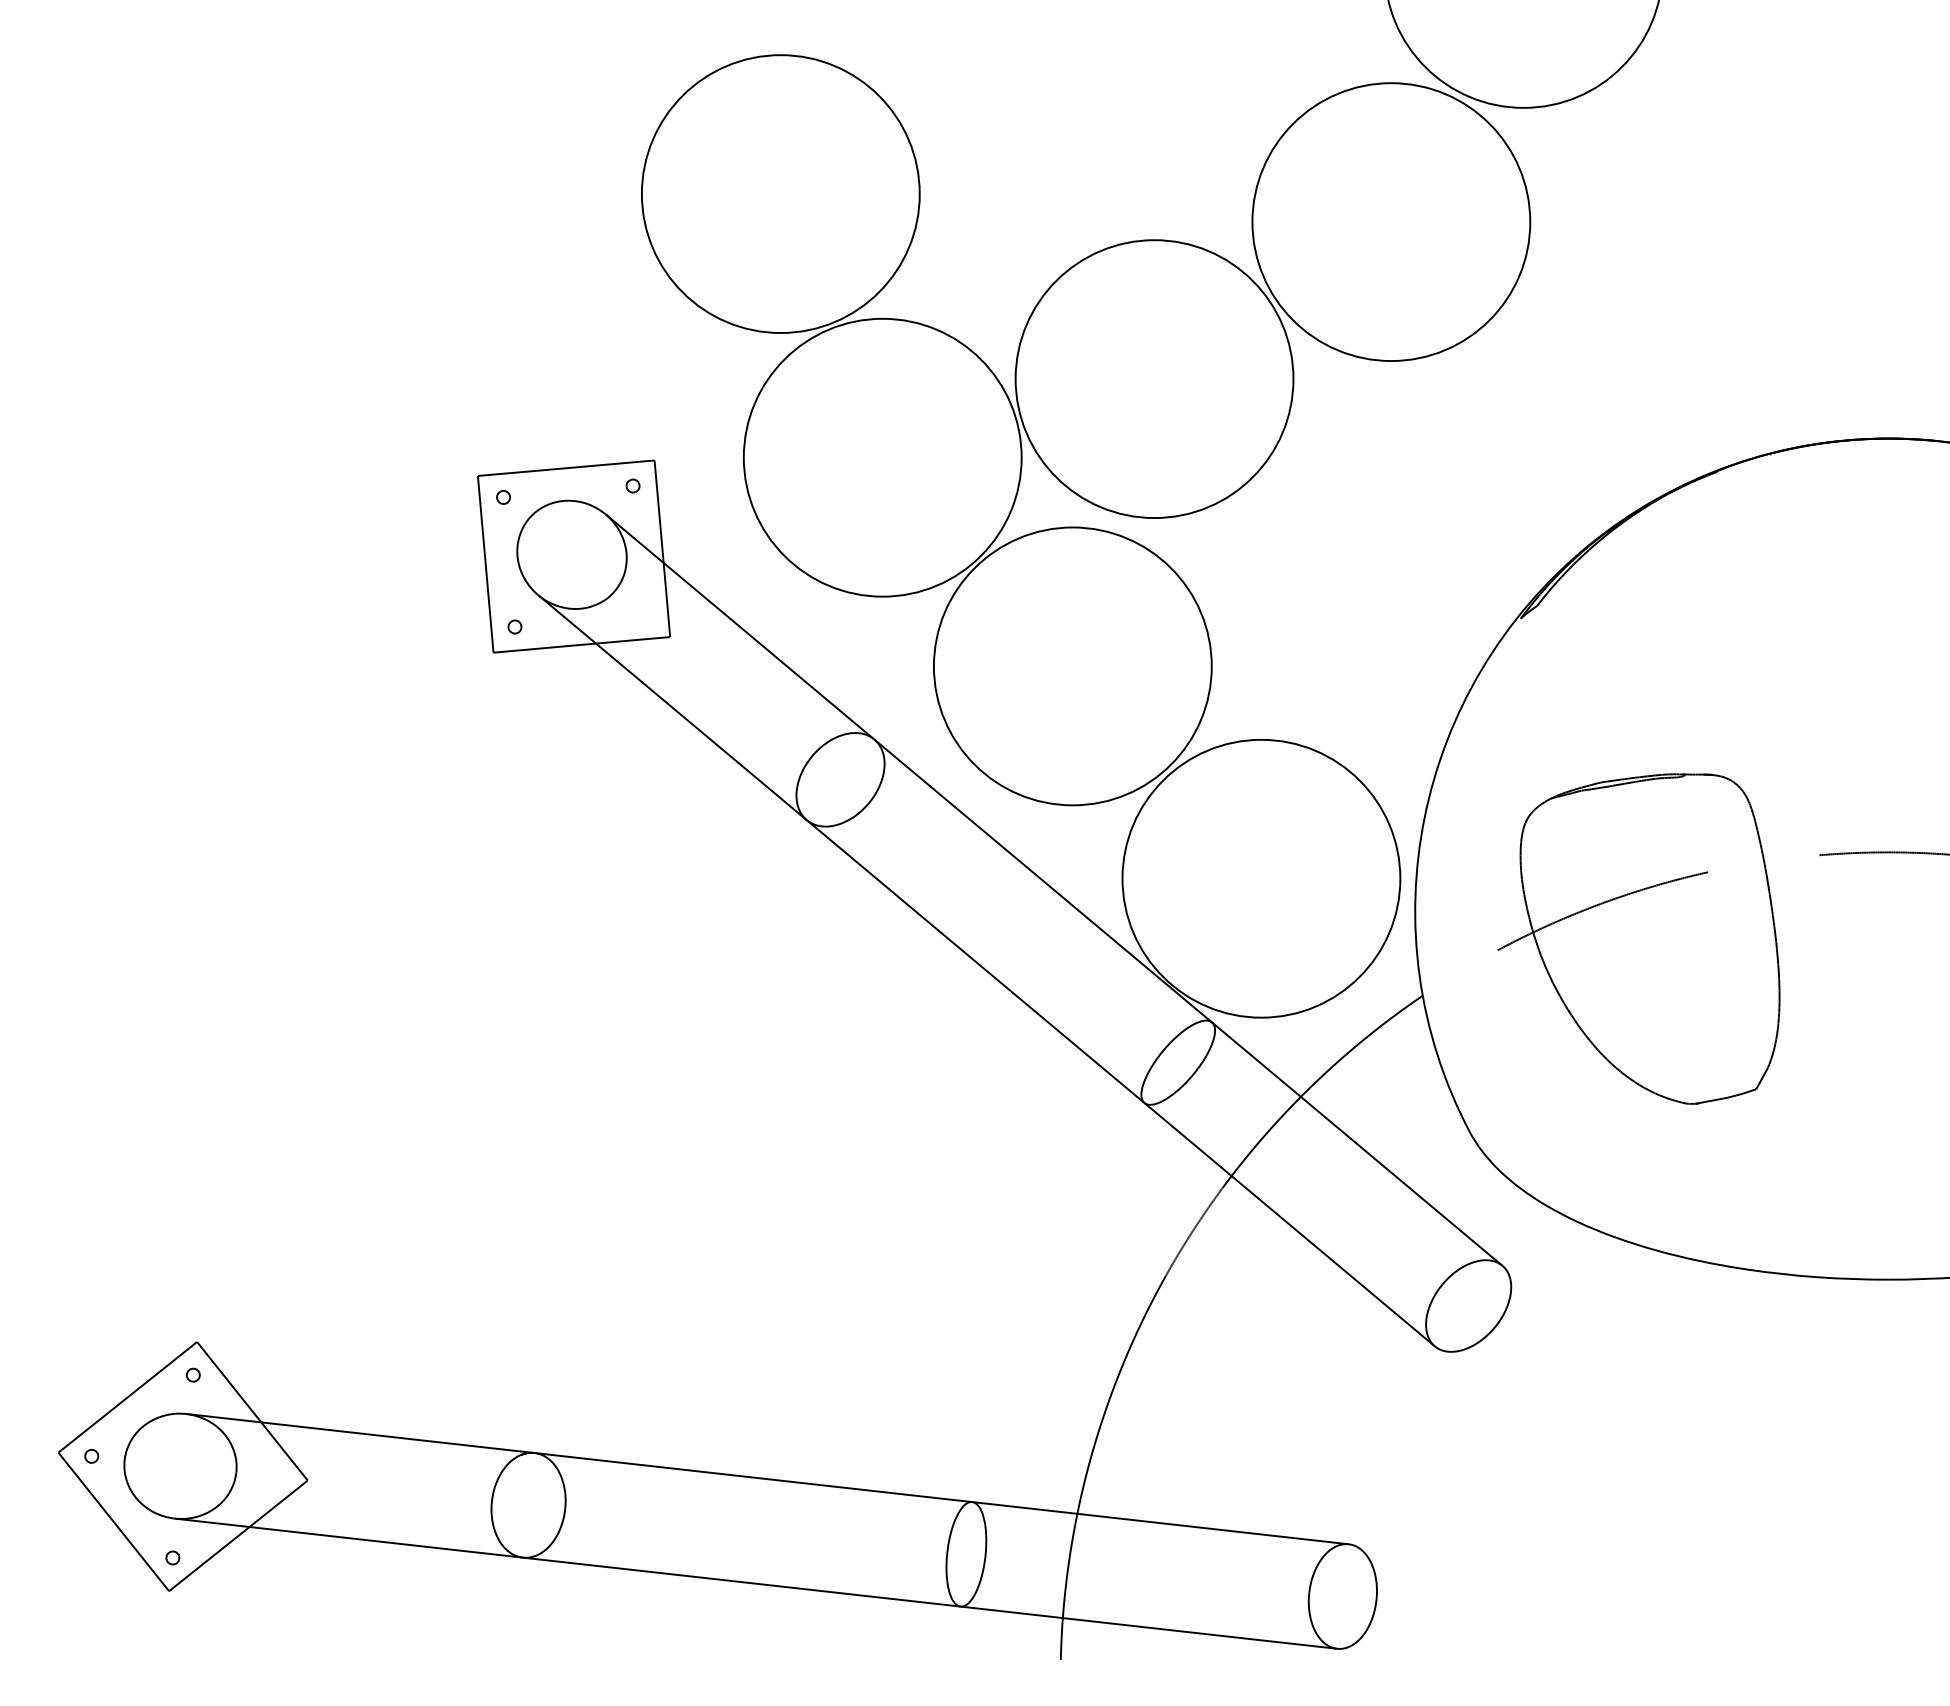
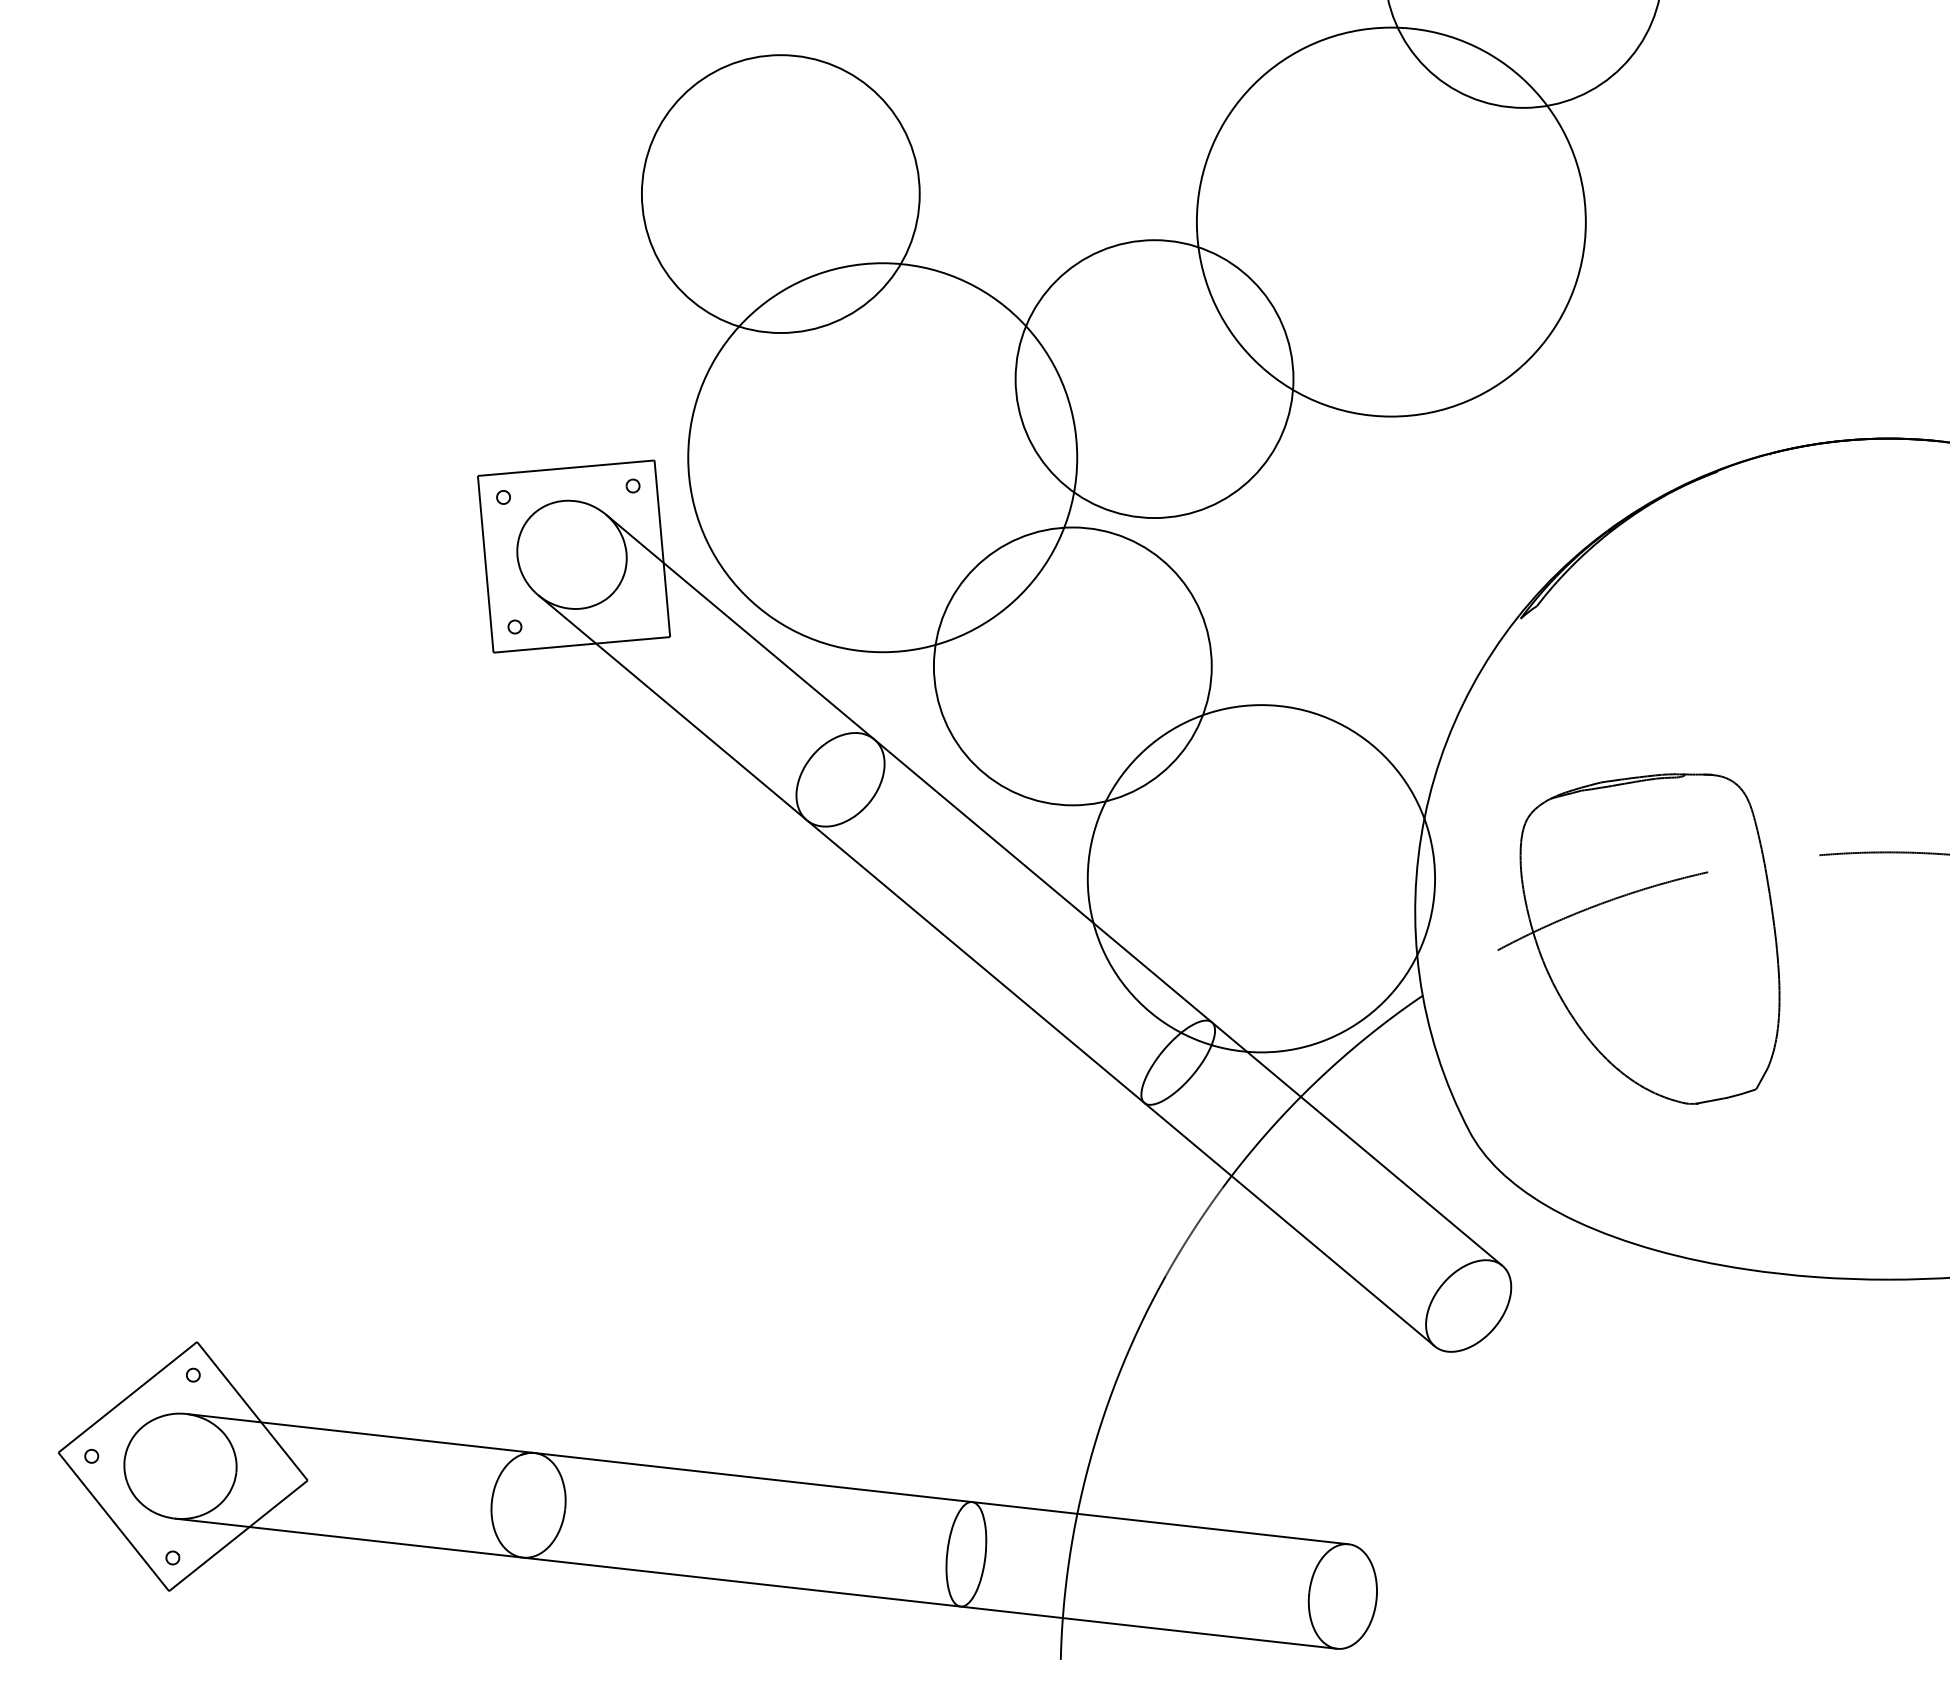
circle diameter: 278 px -> 389 px (1390, 221)
circle diameter: 278 px -> 389 px (882, 457)
circle diameter: 278 px -> 347 px (1261, 878)
